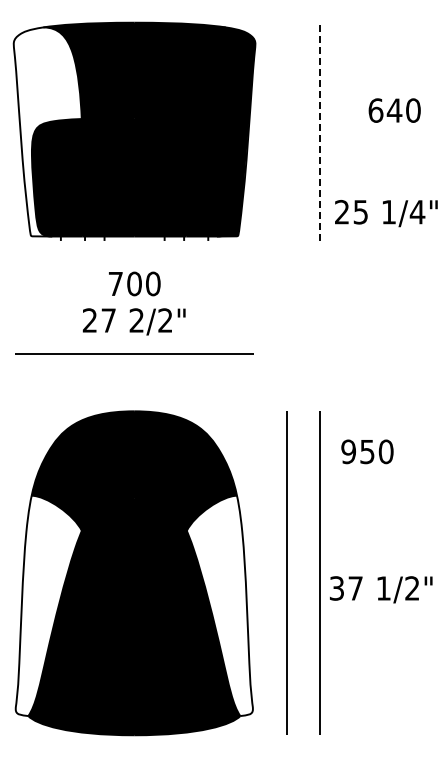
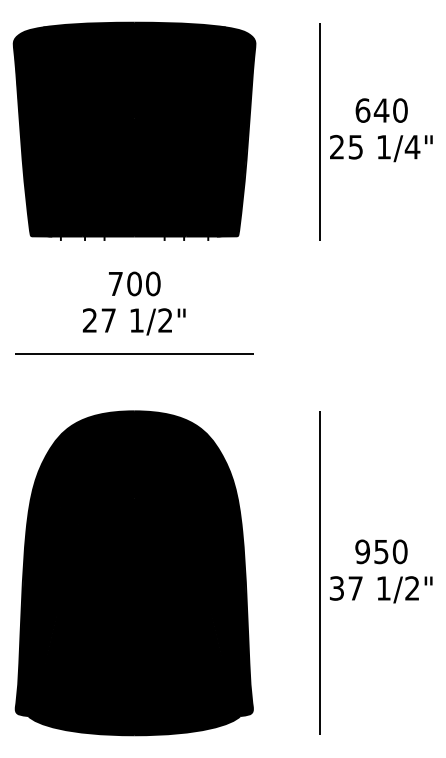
text position: (394, 110) -> (381, 110) (381, 110)
fill: none -> present (47, 131)
line: dashed -> solid (320, 131)
text position: (386, 213) -> (381, 148) (381, 148)
text: 2/2" -> 1/2" (136, 320)
text position: (367, 451) -> (381, 551) (381, 551)
line: present -> none (286, 572)
fill: none -> present (48, 605)
fill: none -> present (219, 605)
